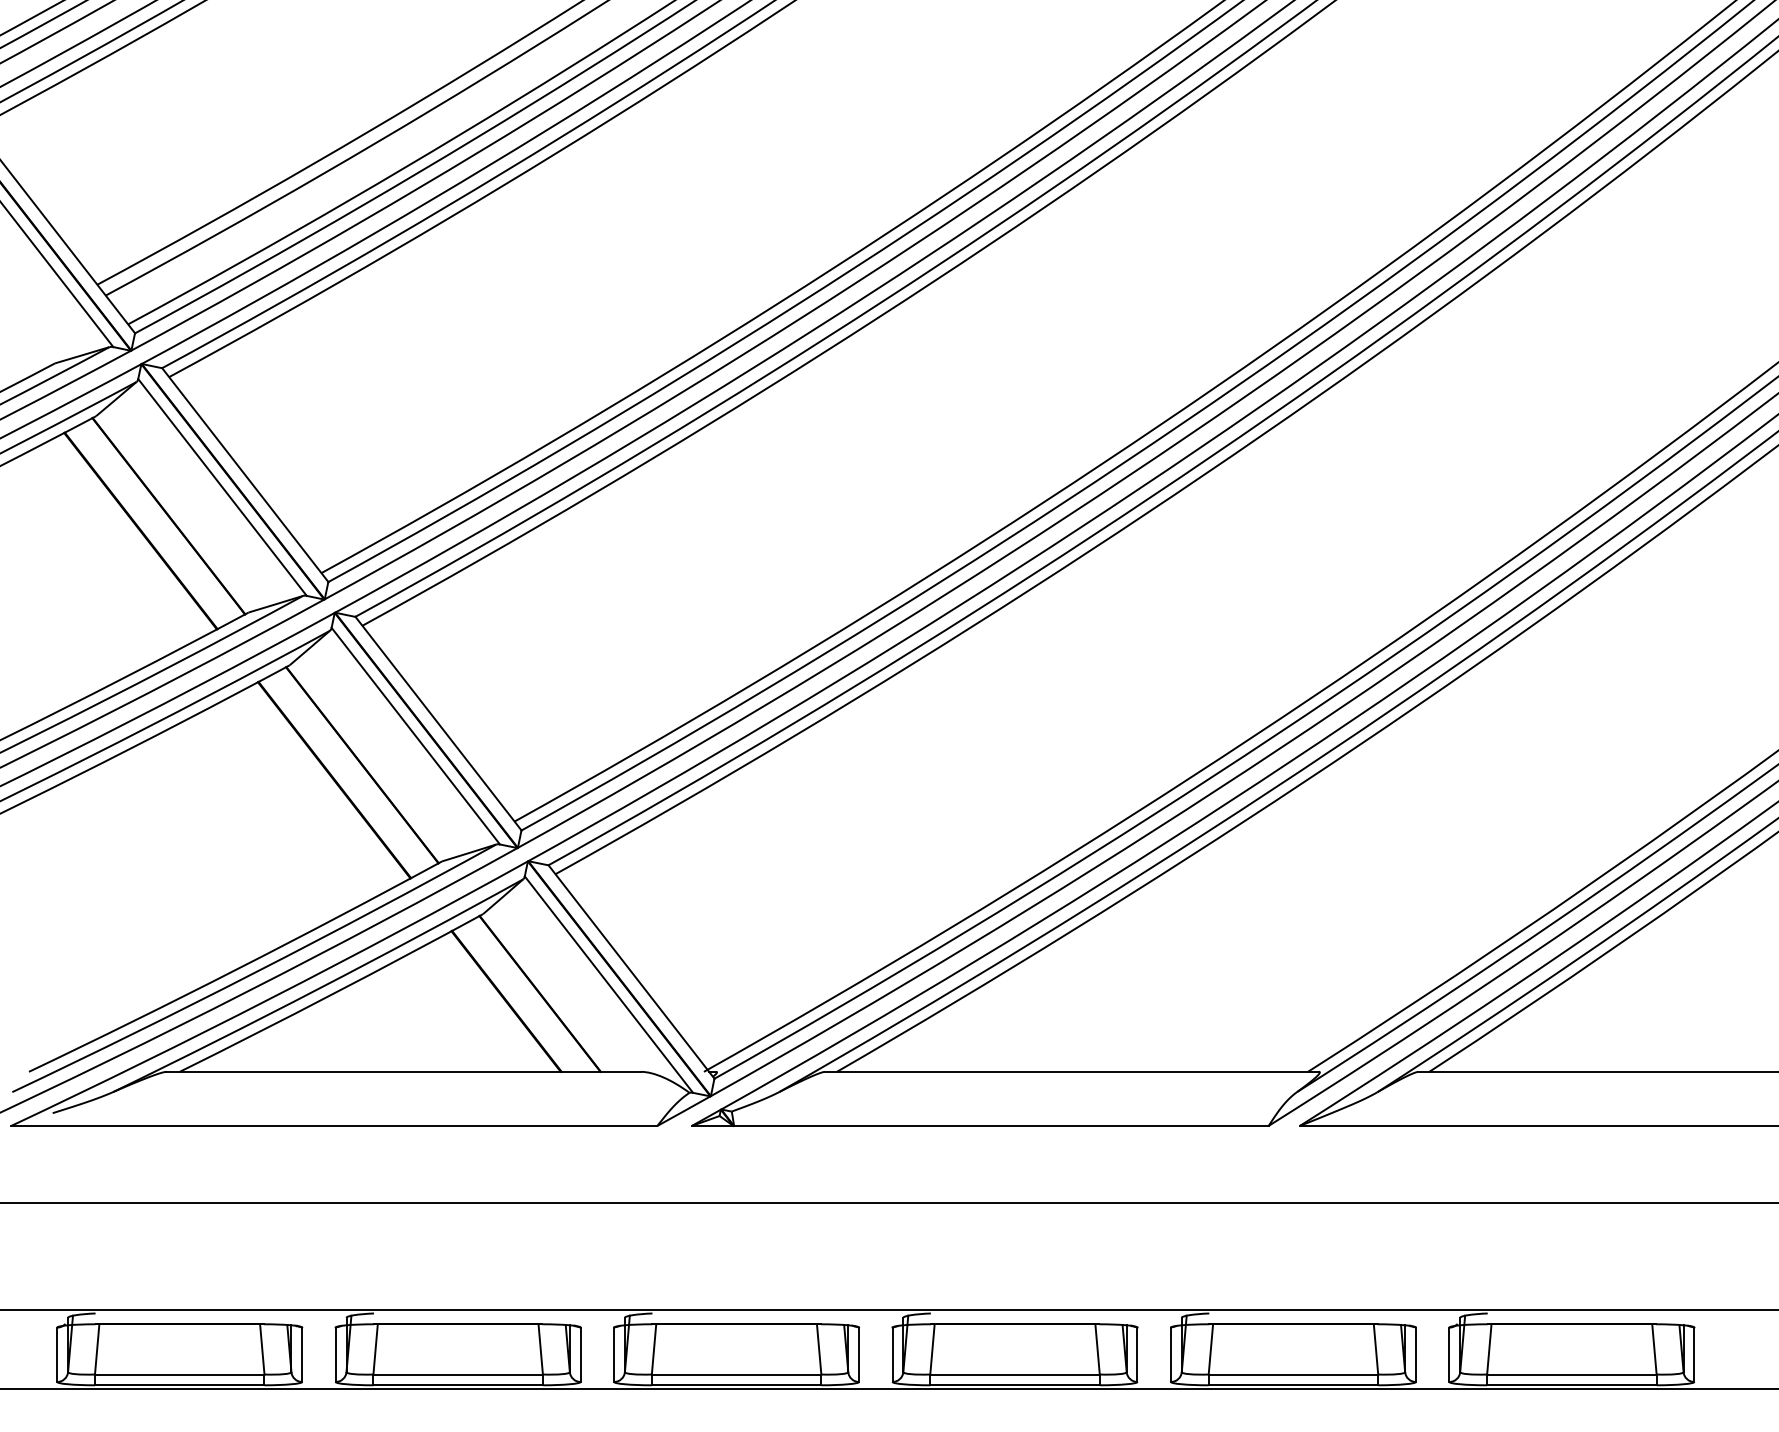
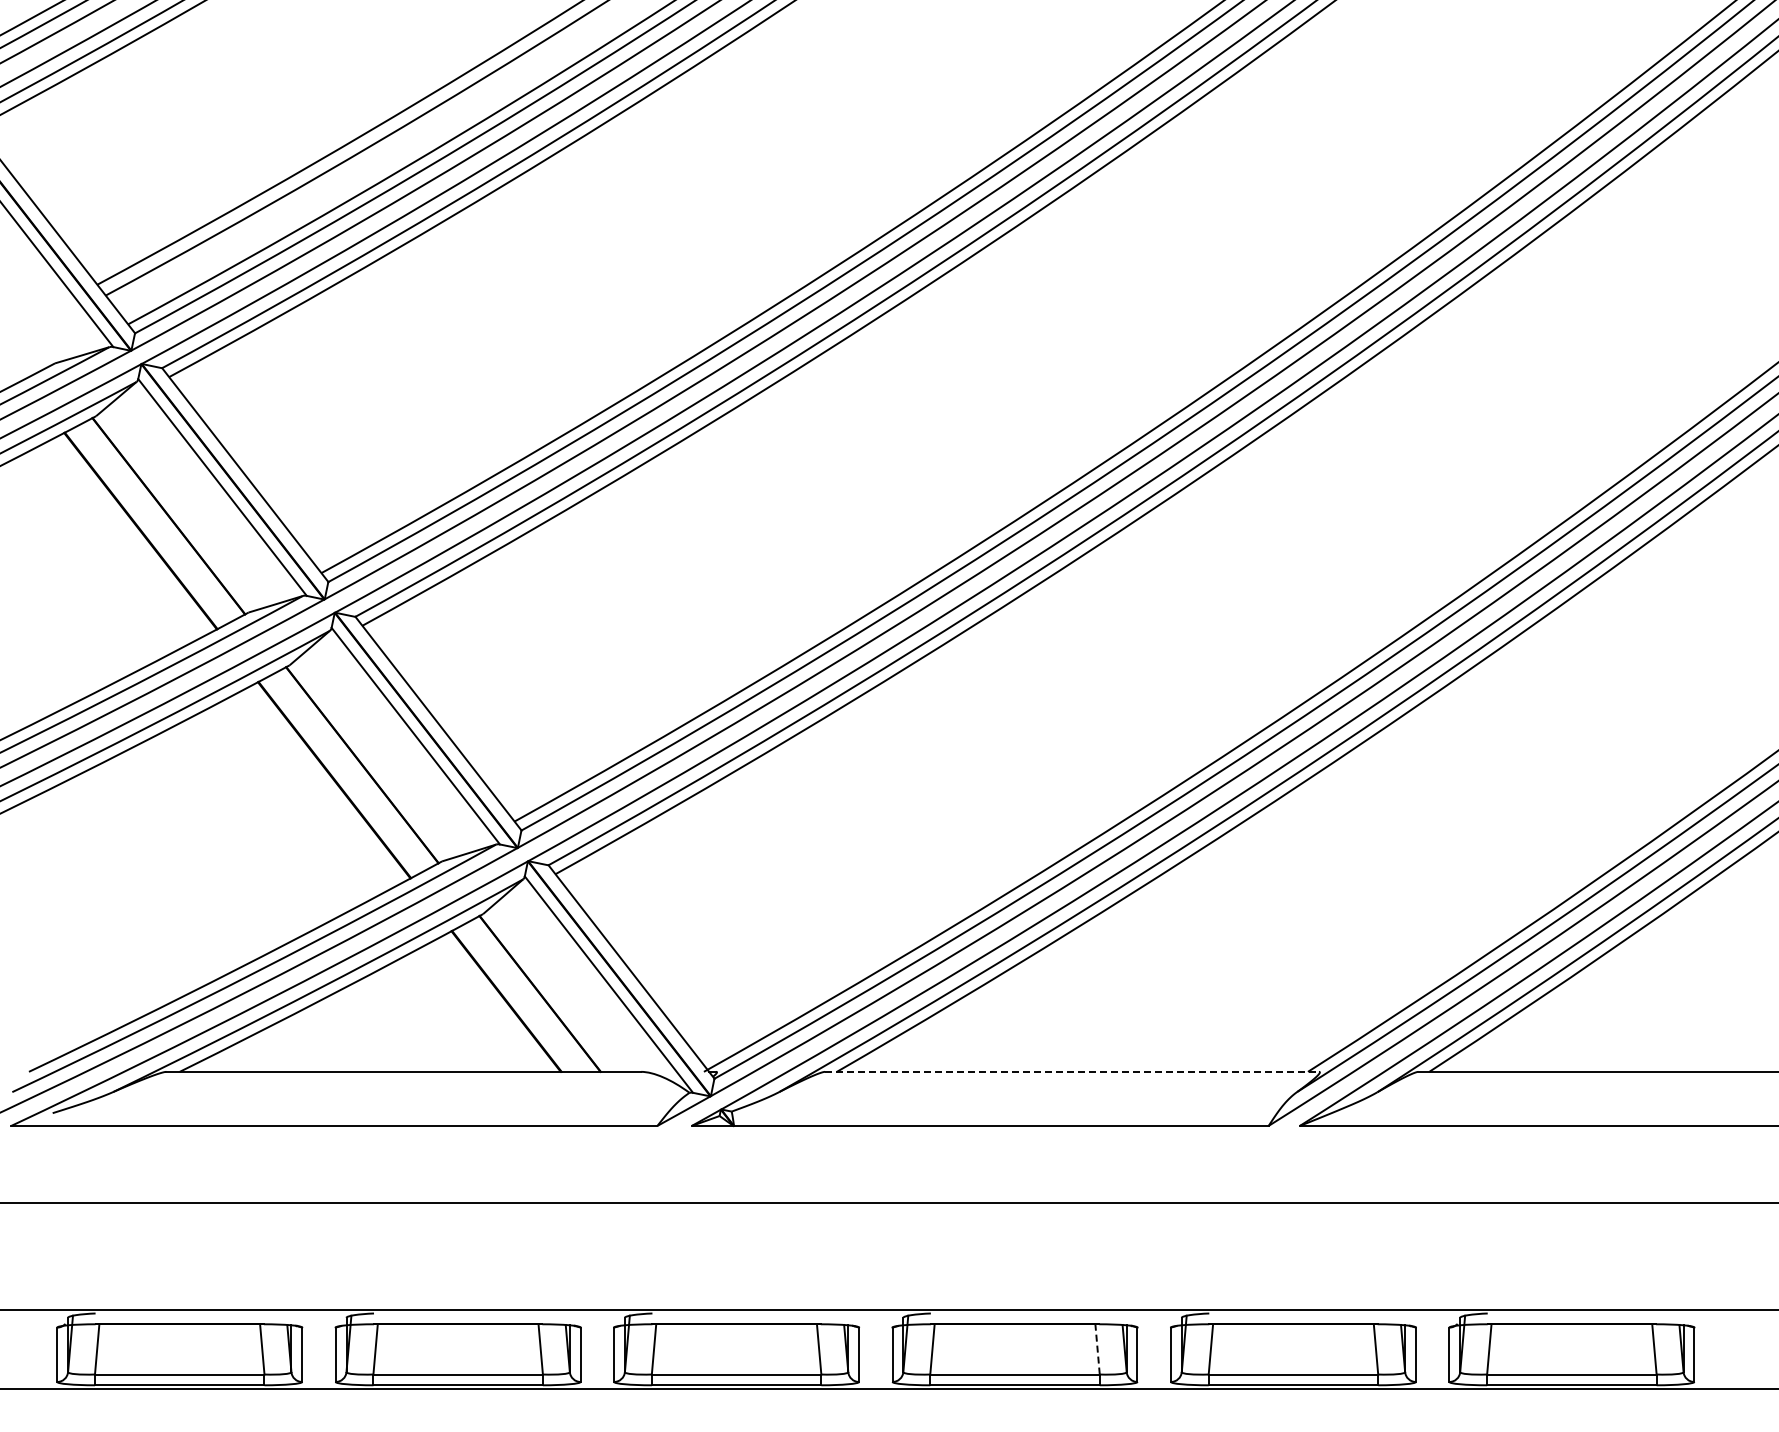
line: solid -> dashed (1072, 1071)
line: solid -> dashed (1097, 1348)
